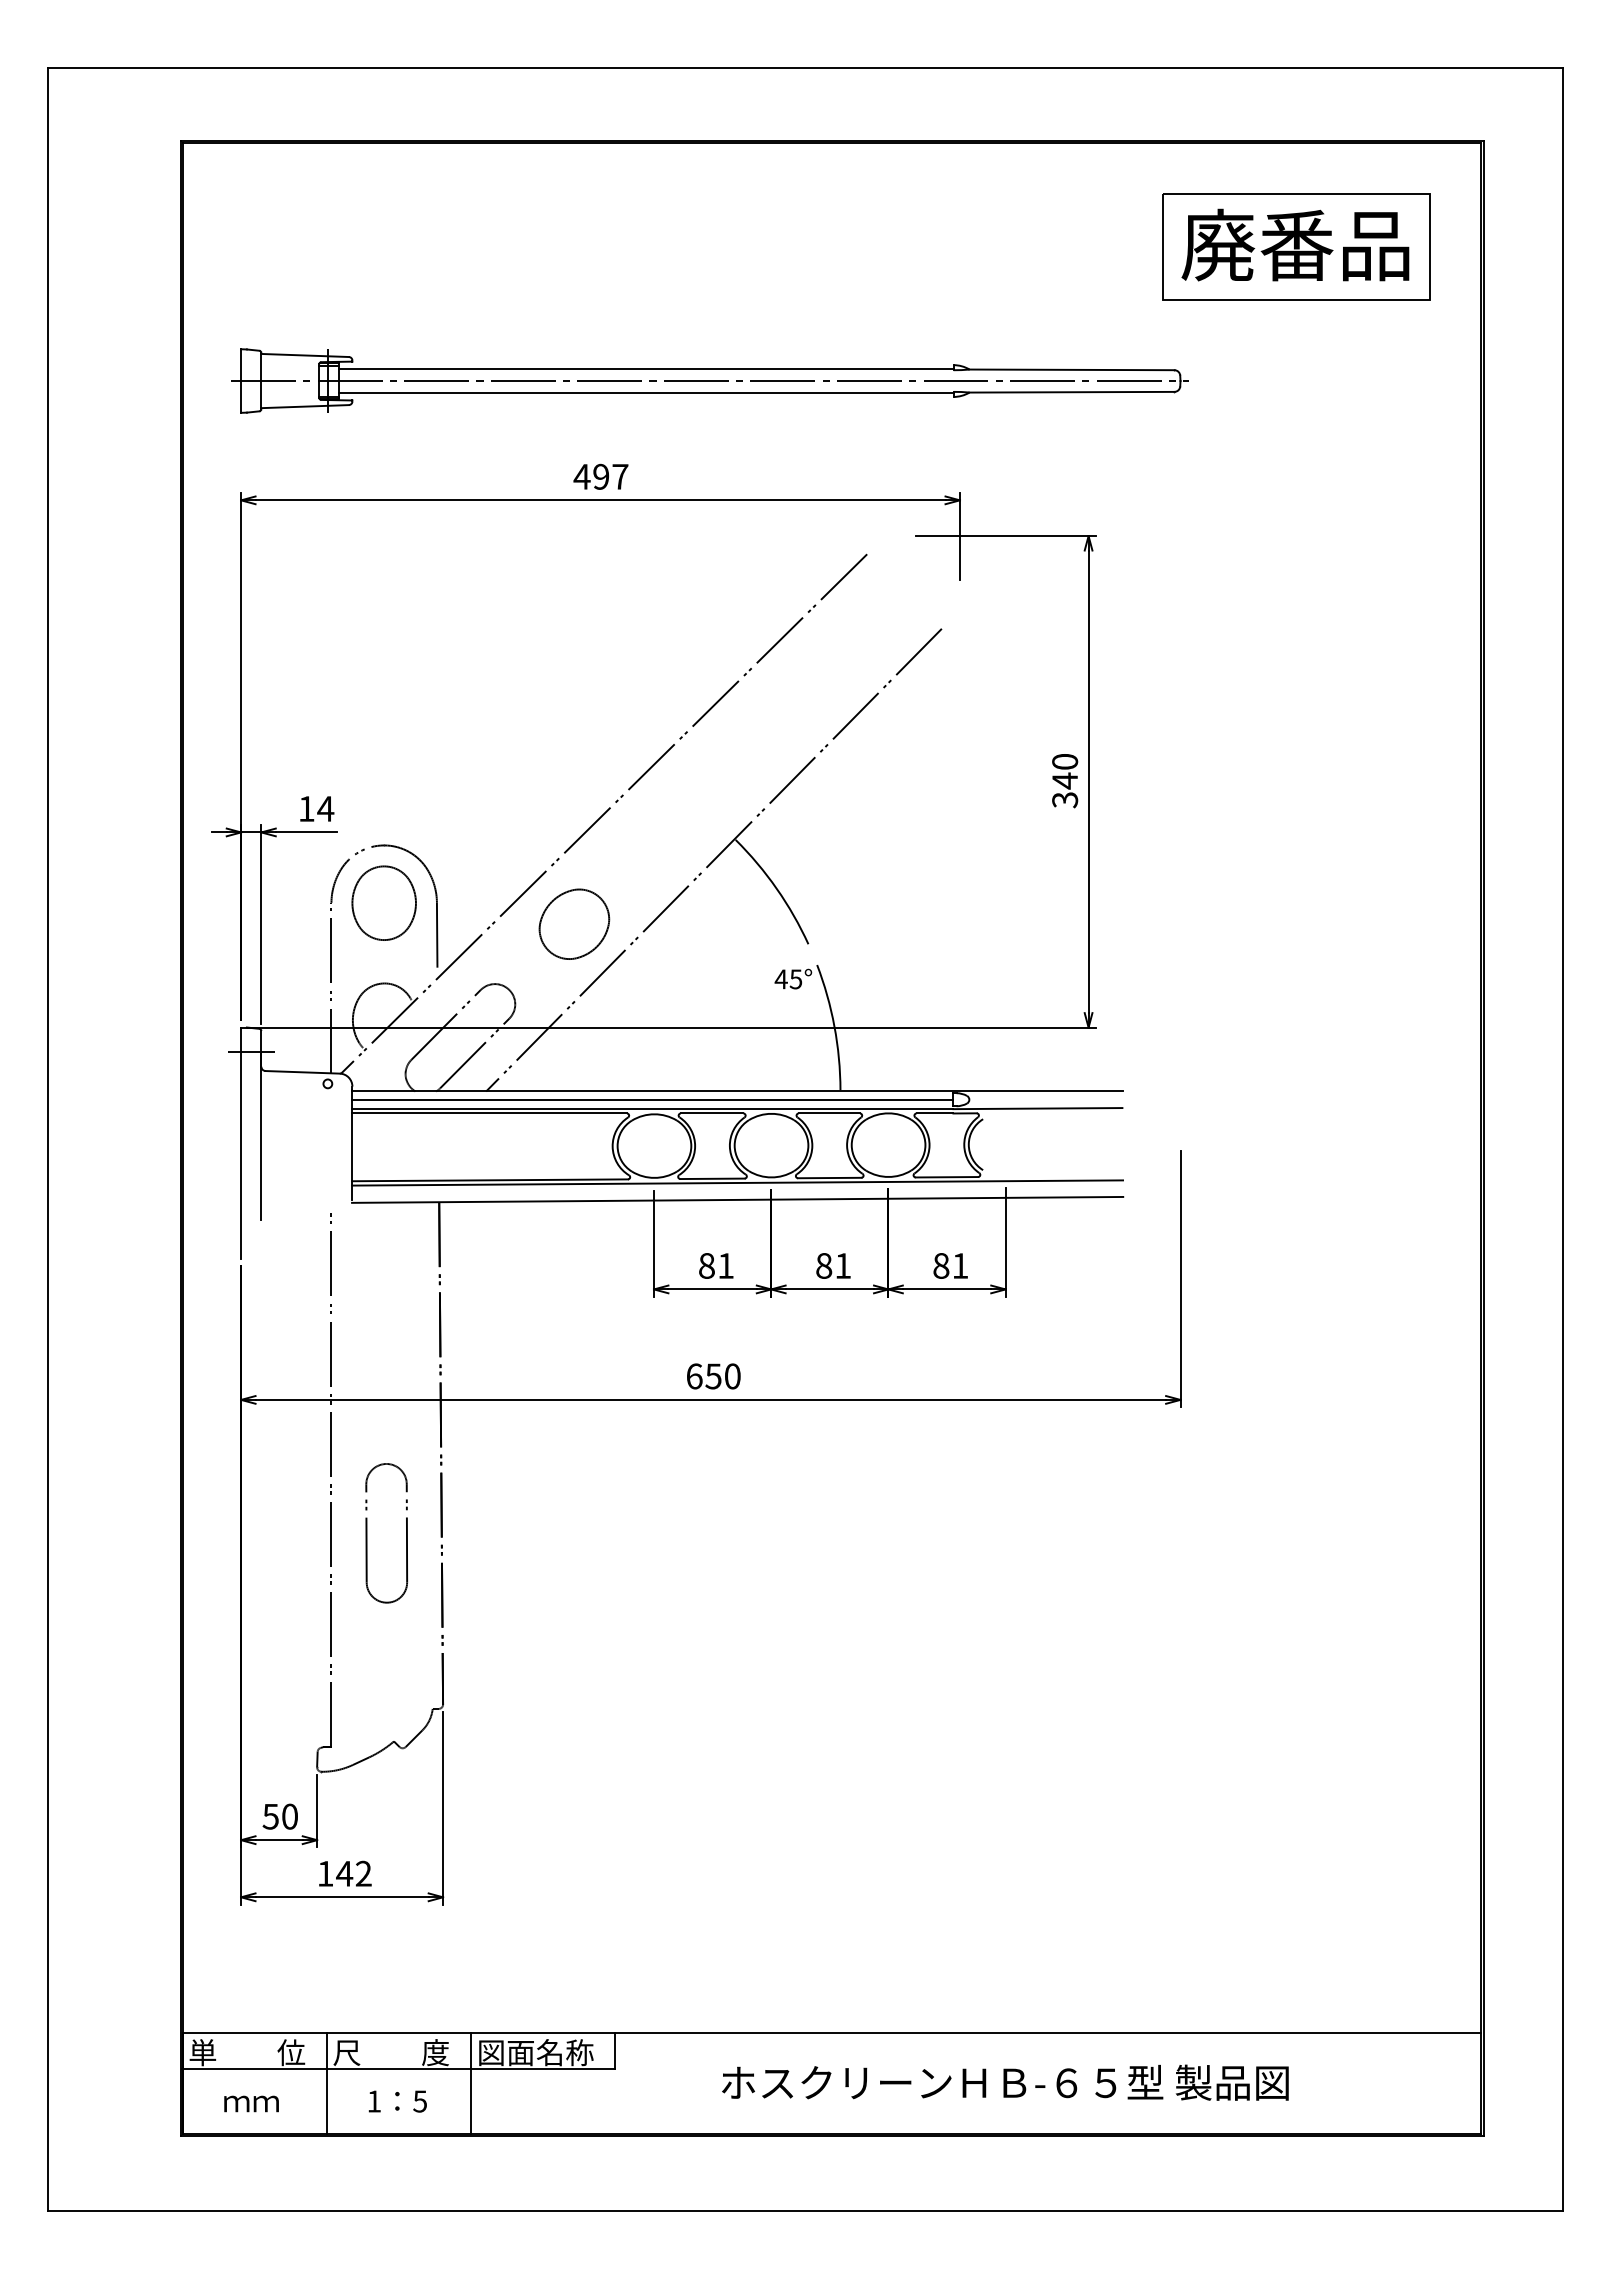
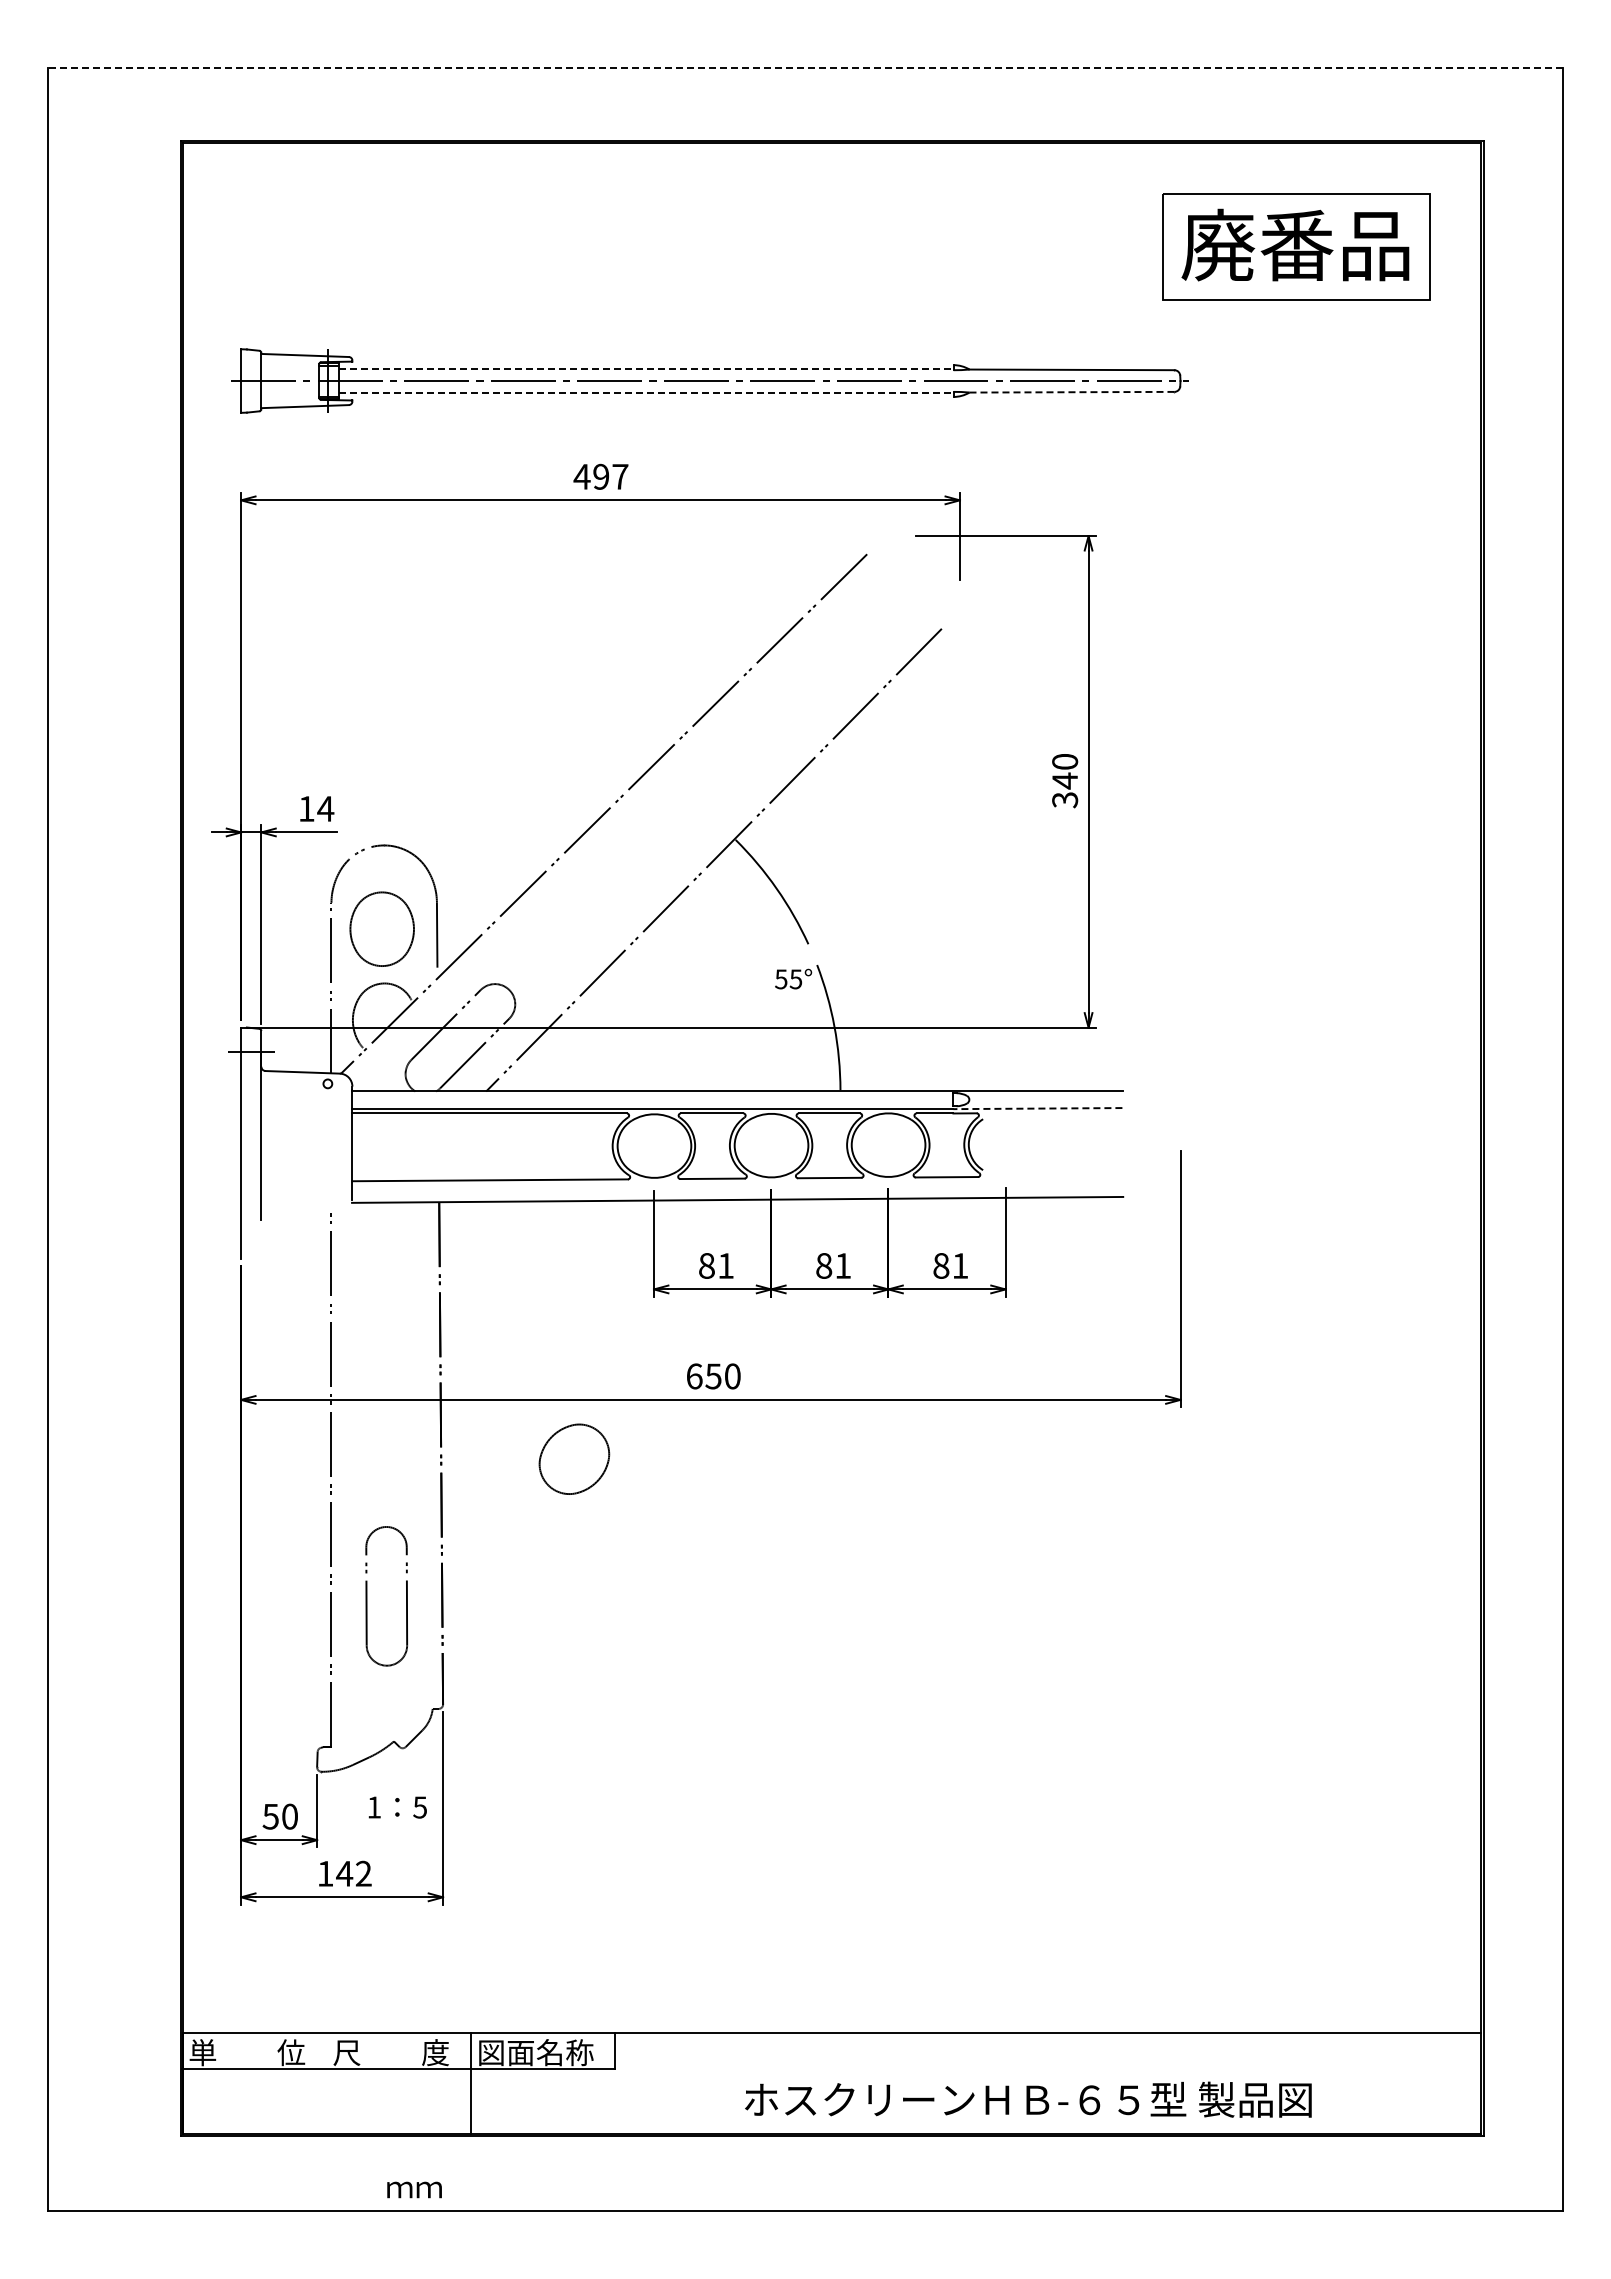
line: solid -> dashed (804, 68)
line: solid -> dashed (647, 369)
line: solid -> dashed (647, 392)
line: solid -> dashed (1071, 392)
part position: (383, 902) -> (381, 928) (381, 928)
part position: (574, 923) -> (574, 1458) (574, 1458)
text: 45° -> 55° (780, 979)
line: present -> none (652, 1099)
line: solid -> dashed (1037, 1108)
line: present -> none (737, 1182)
part position: (367, 1533) -> (367, 1596) (367, 1596)
line: present -> none (326, 2082)
text position: (1005, 2082) -> (1028, 2099) (1028, 2099)
text position: (397, 2101) -> (397, 1807) (397, 1807)
text position: (251, 2103) -> (414, 2189) (414, 2189)
